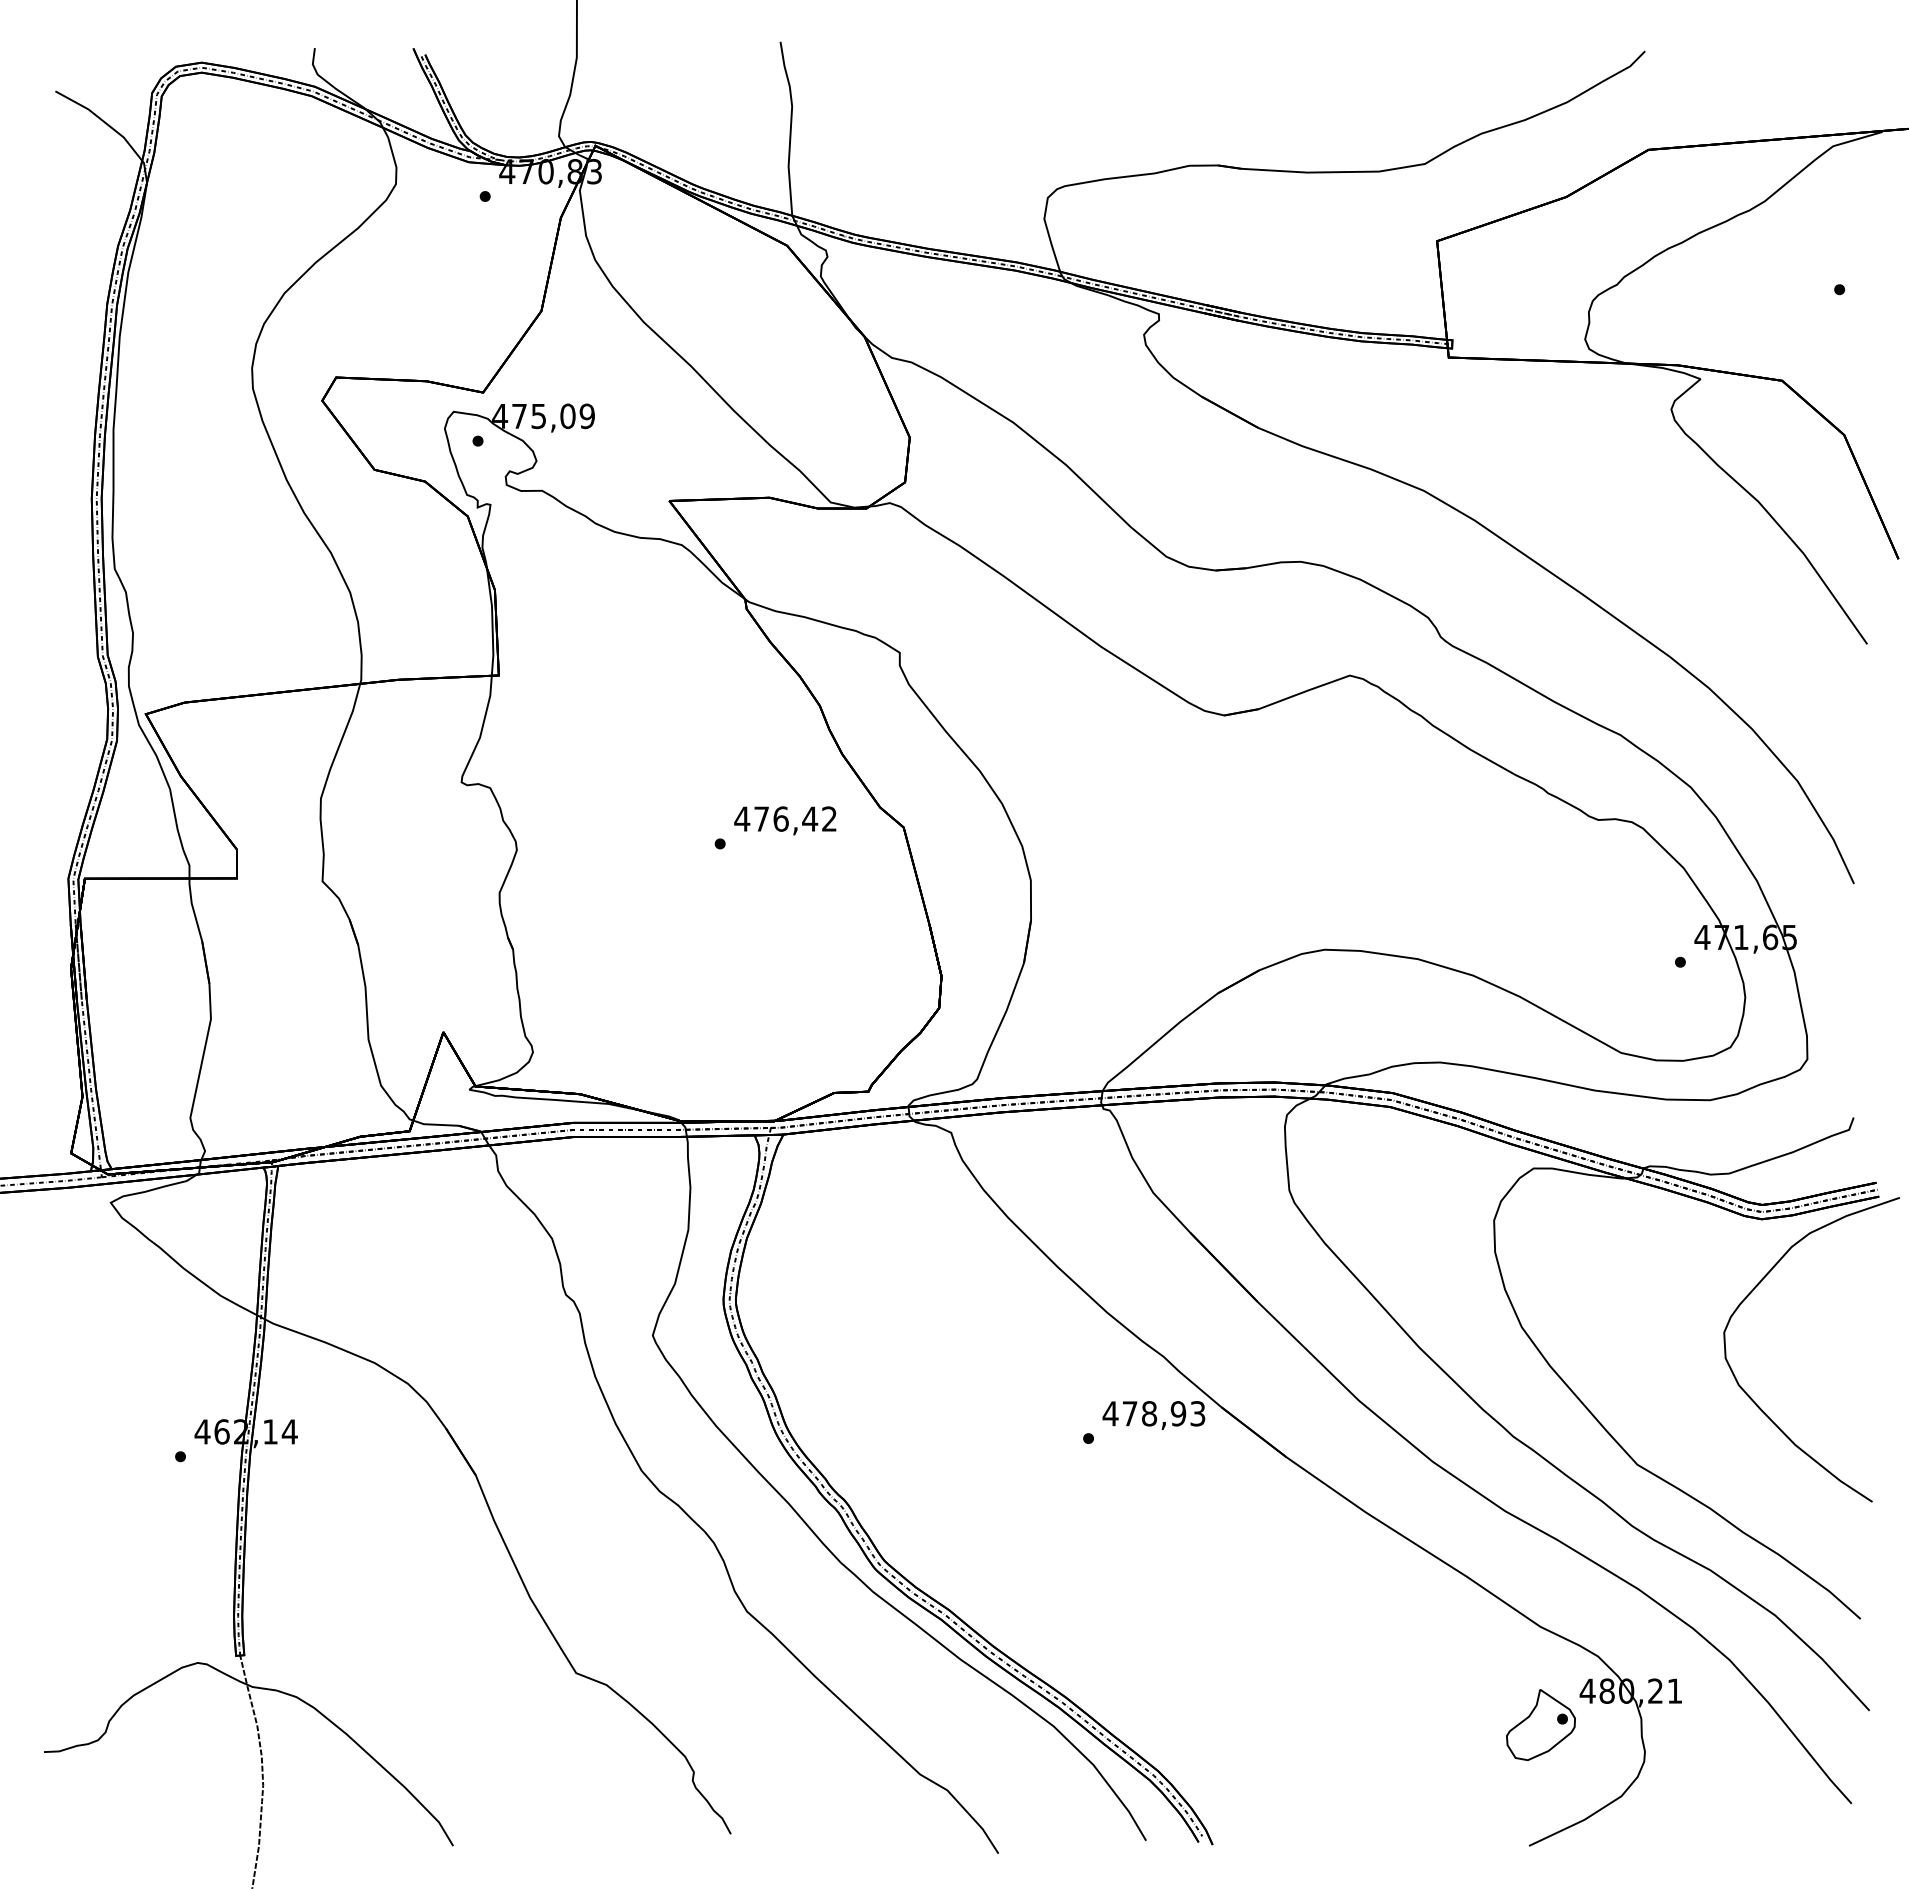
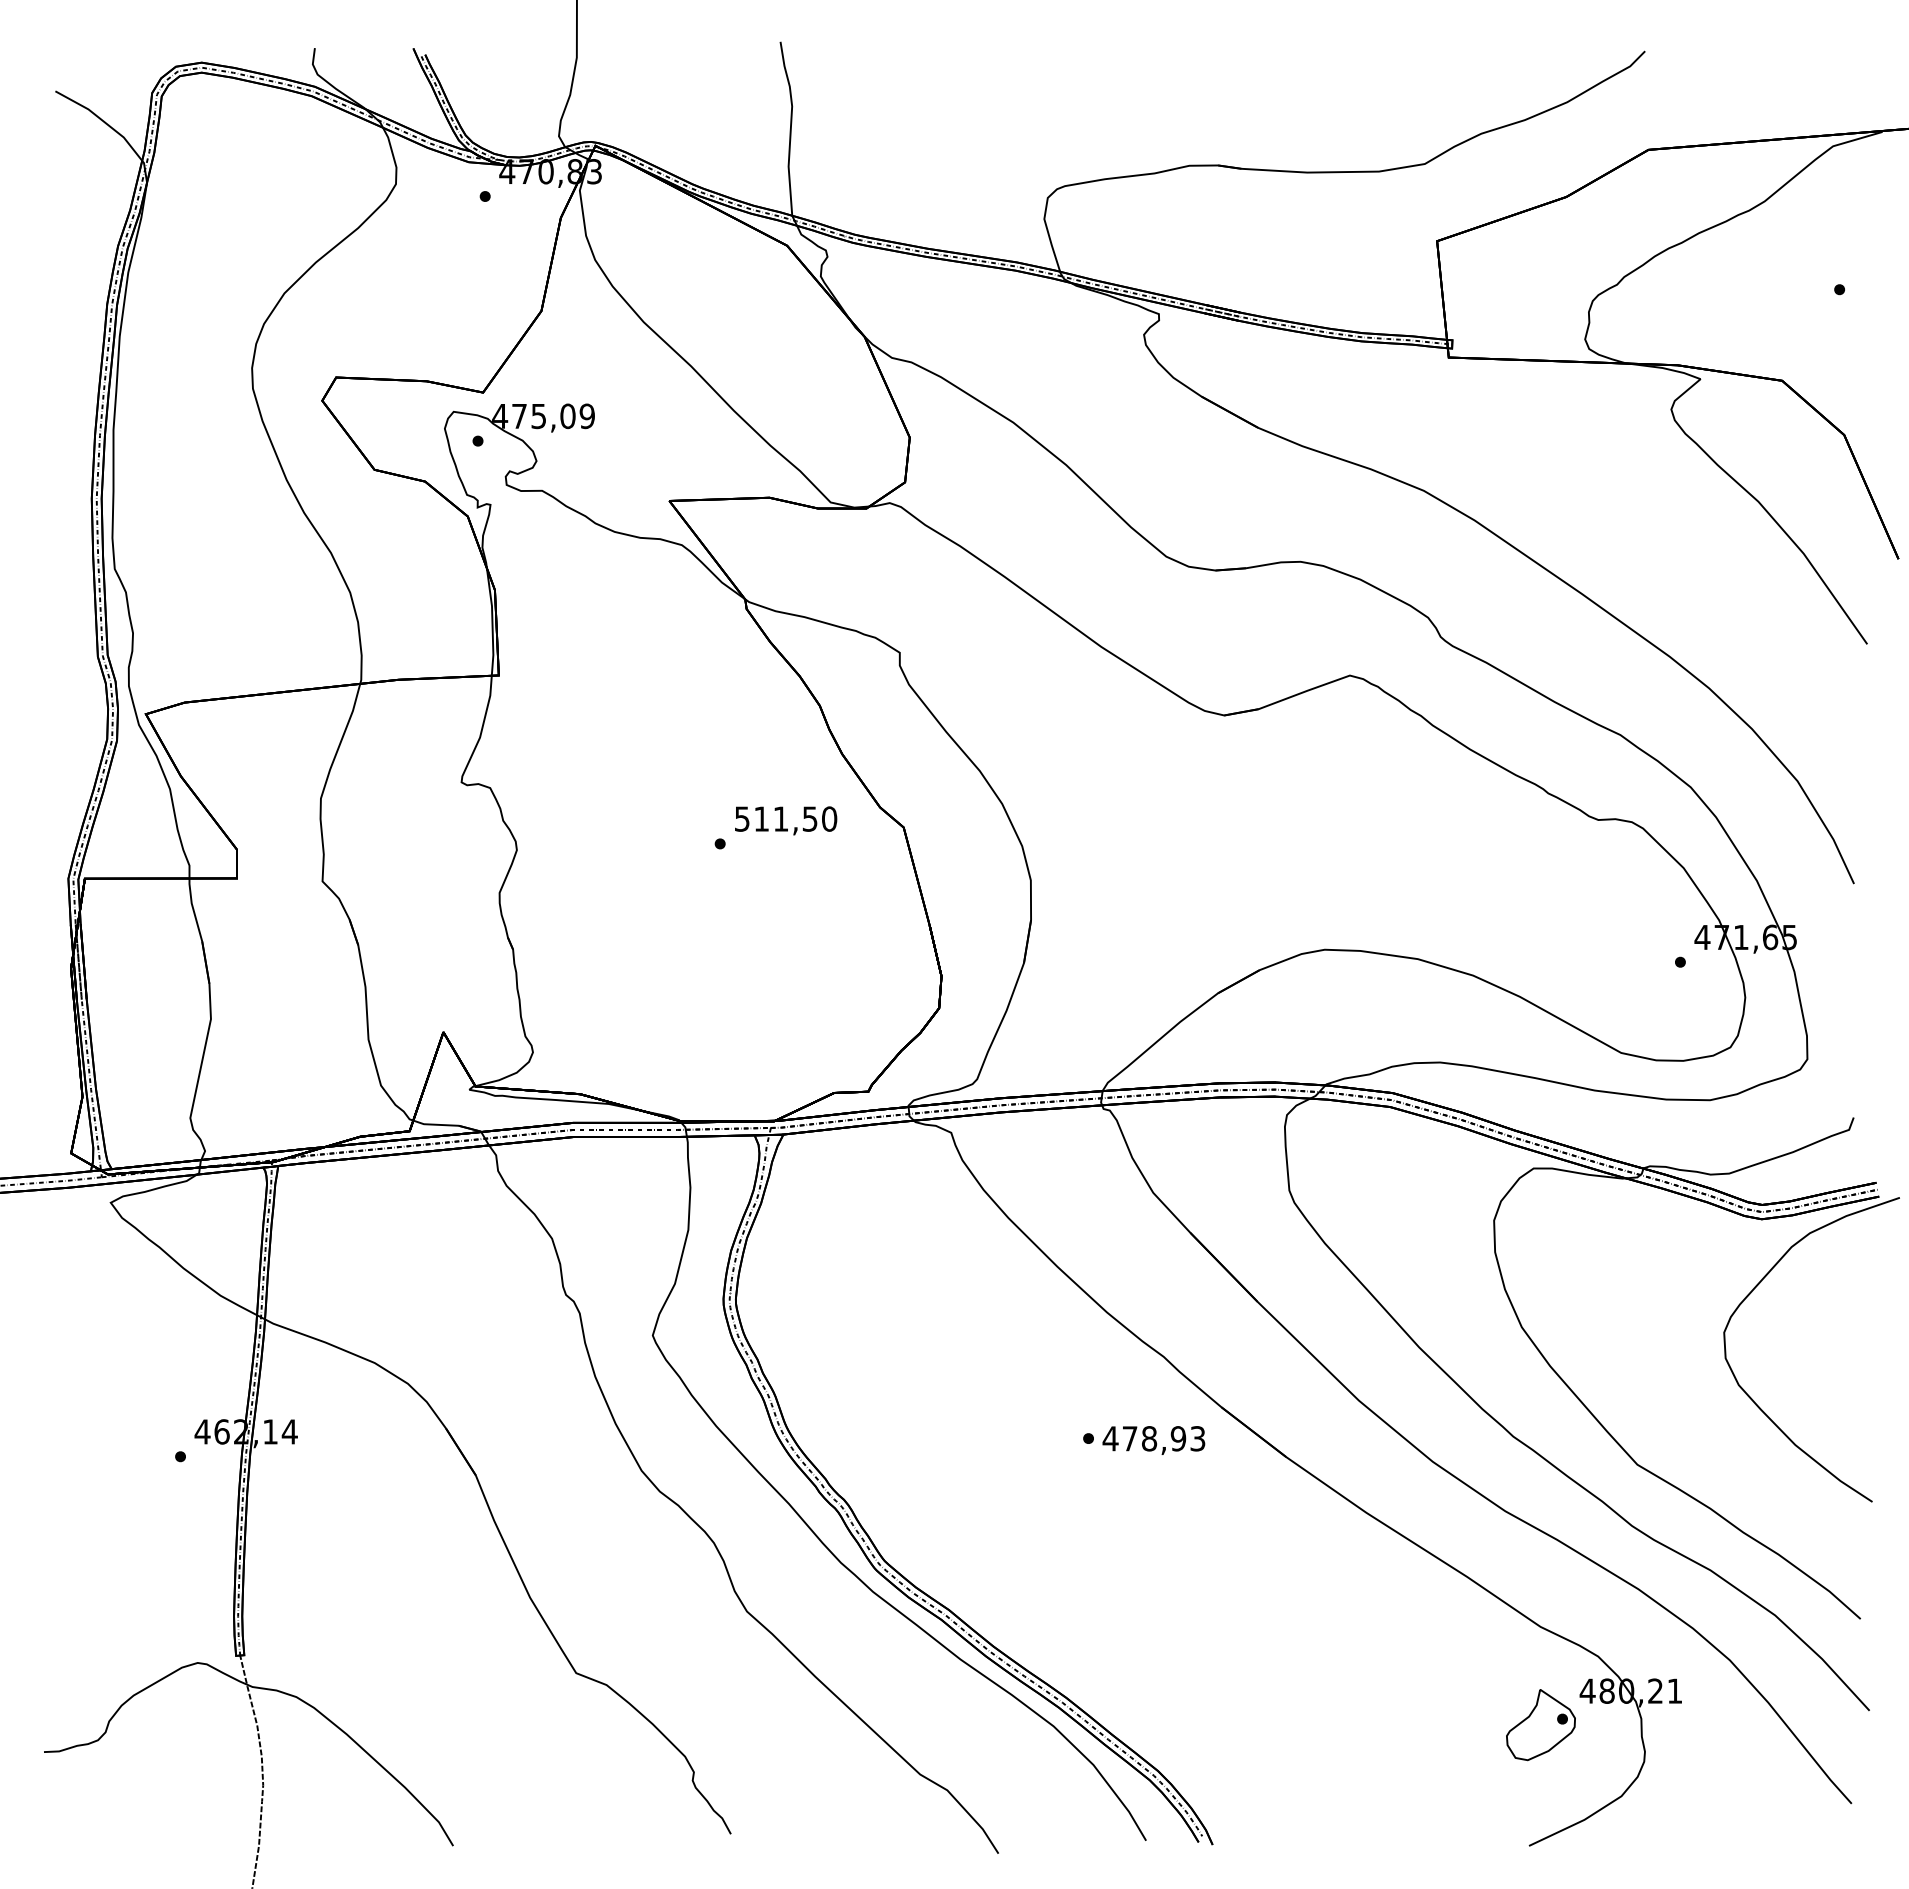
text: 476,42 -> 511,50 (785, 818)
text position: (1153, 1415) -> (1153, 1440) (1153, 1440)
